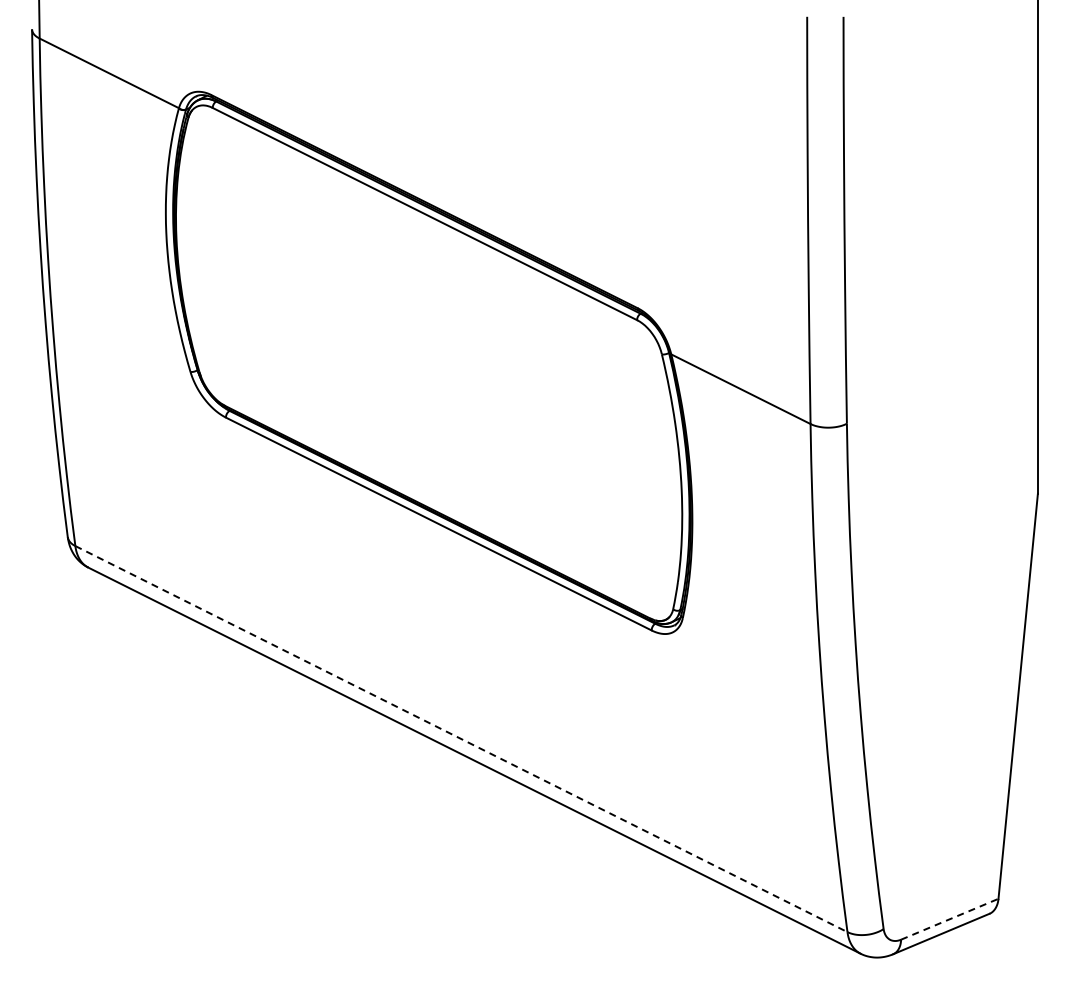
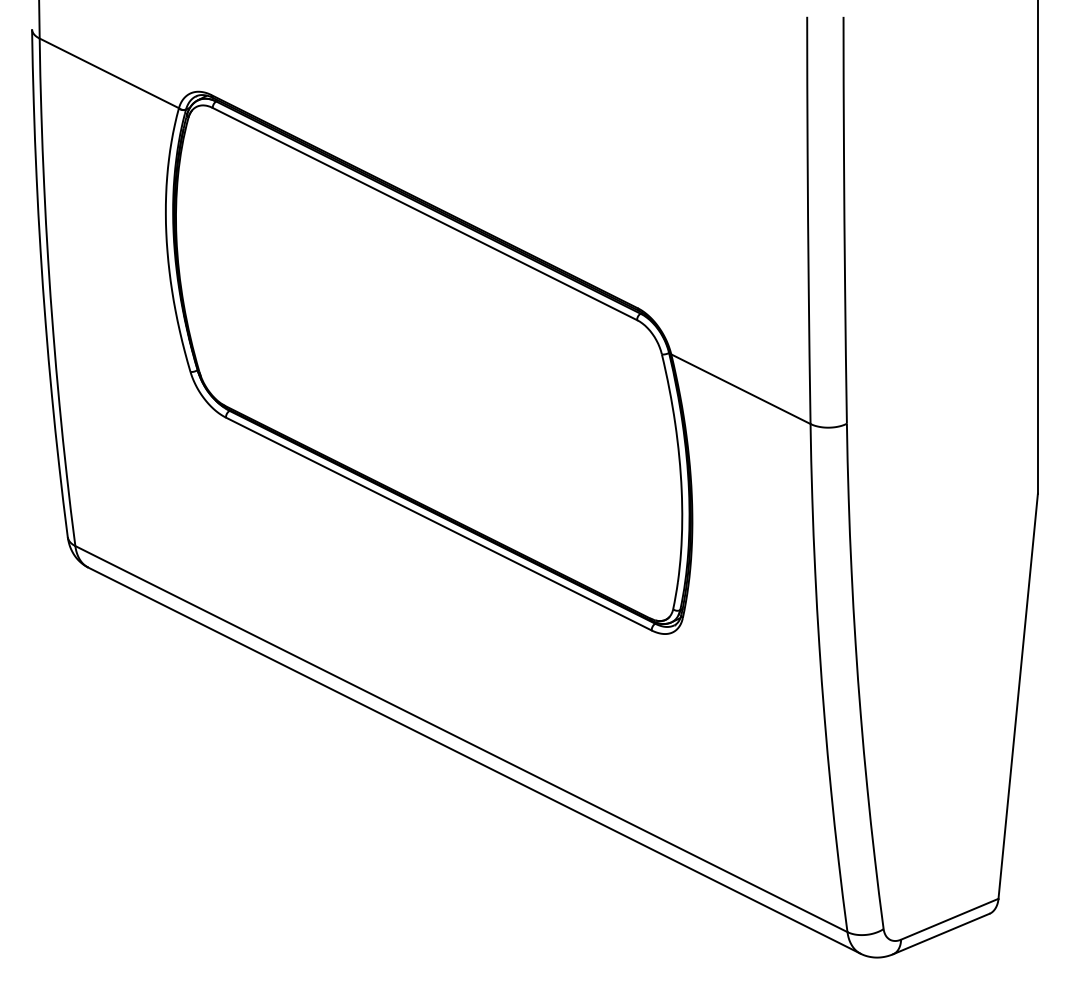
line: dashed -> solid (461, 739)
line: dashed -> solid (949, 919)
